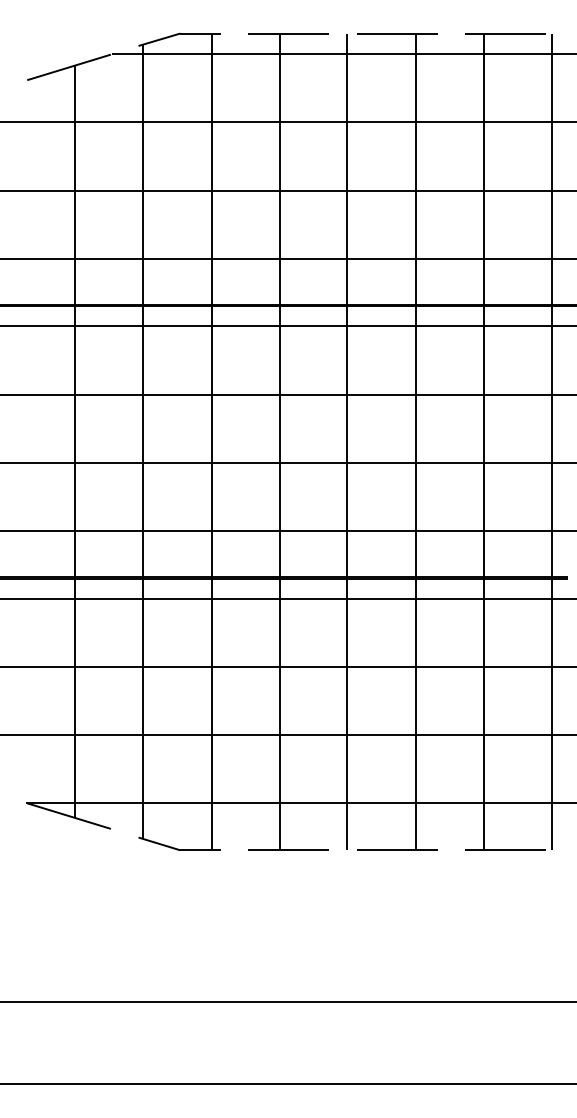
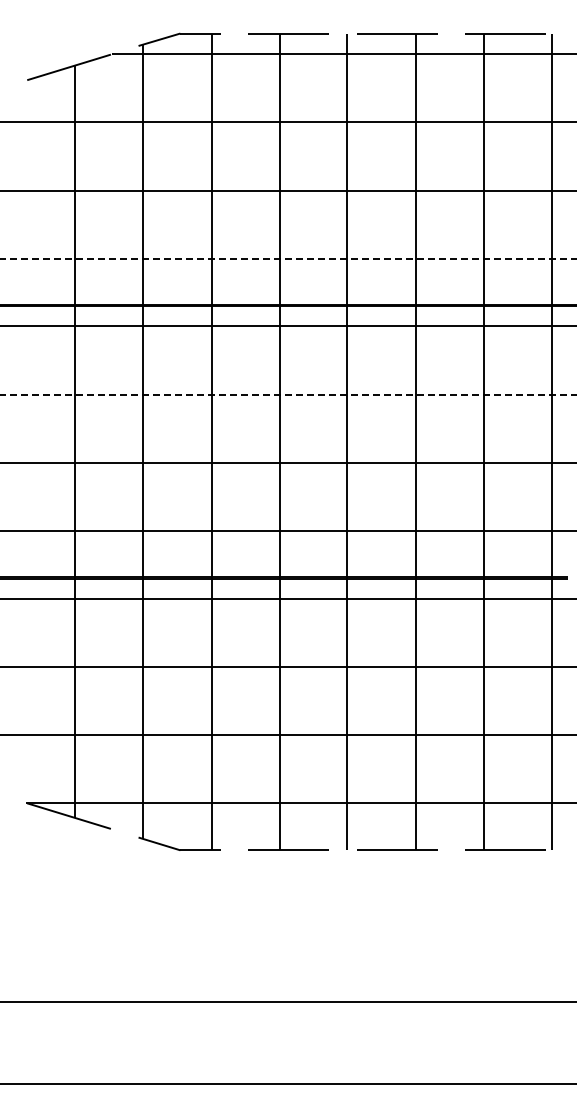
line: solid -> dashed (288, 258)
line: solid -> dashed (289, 394)
